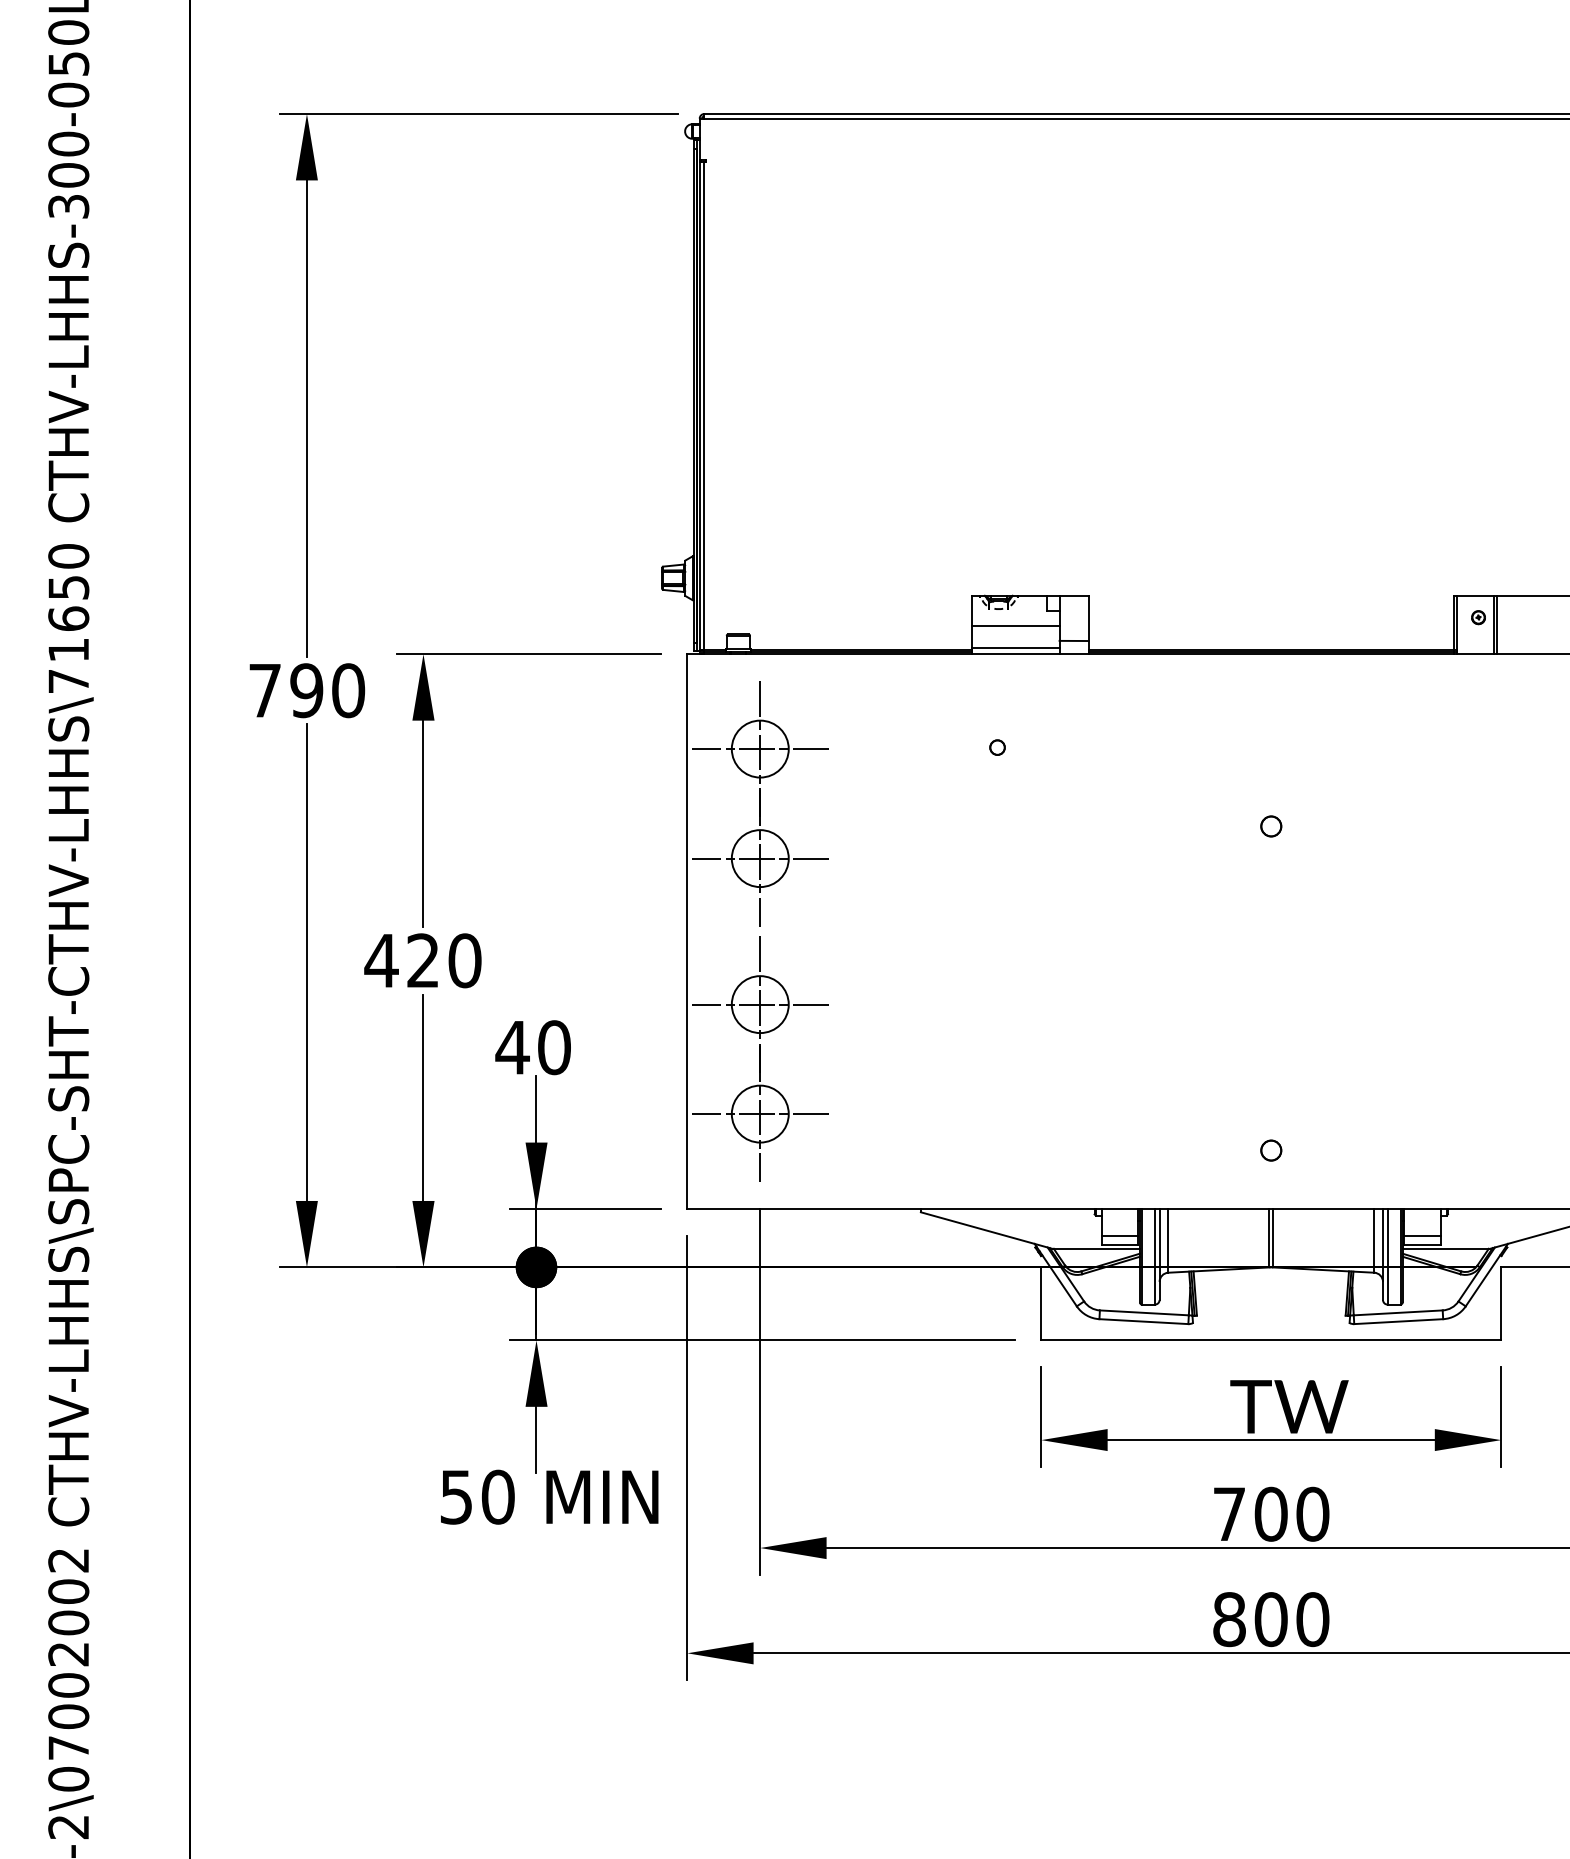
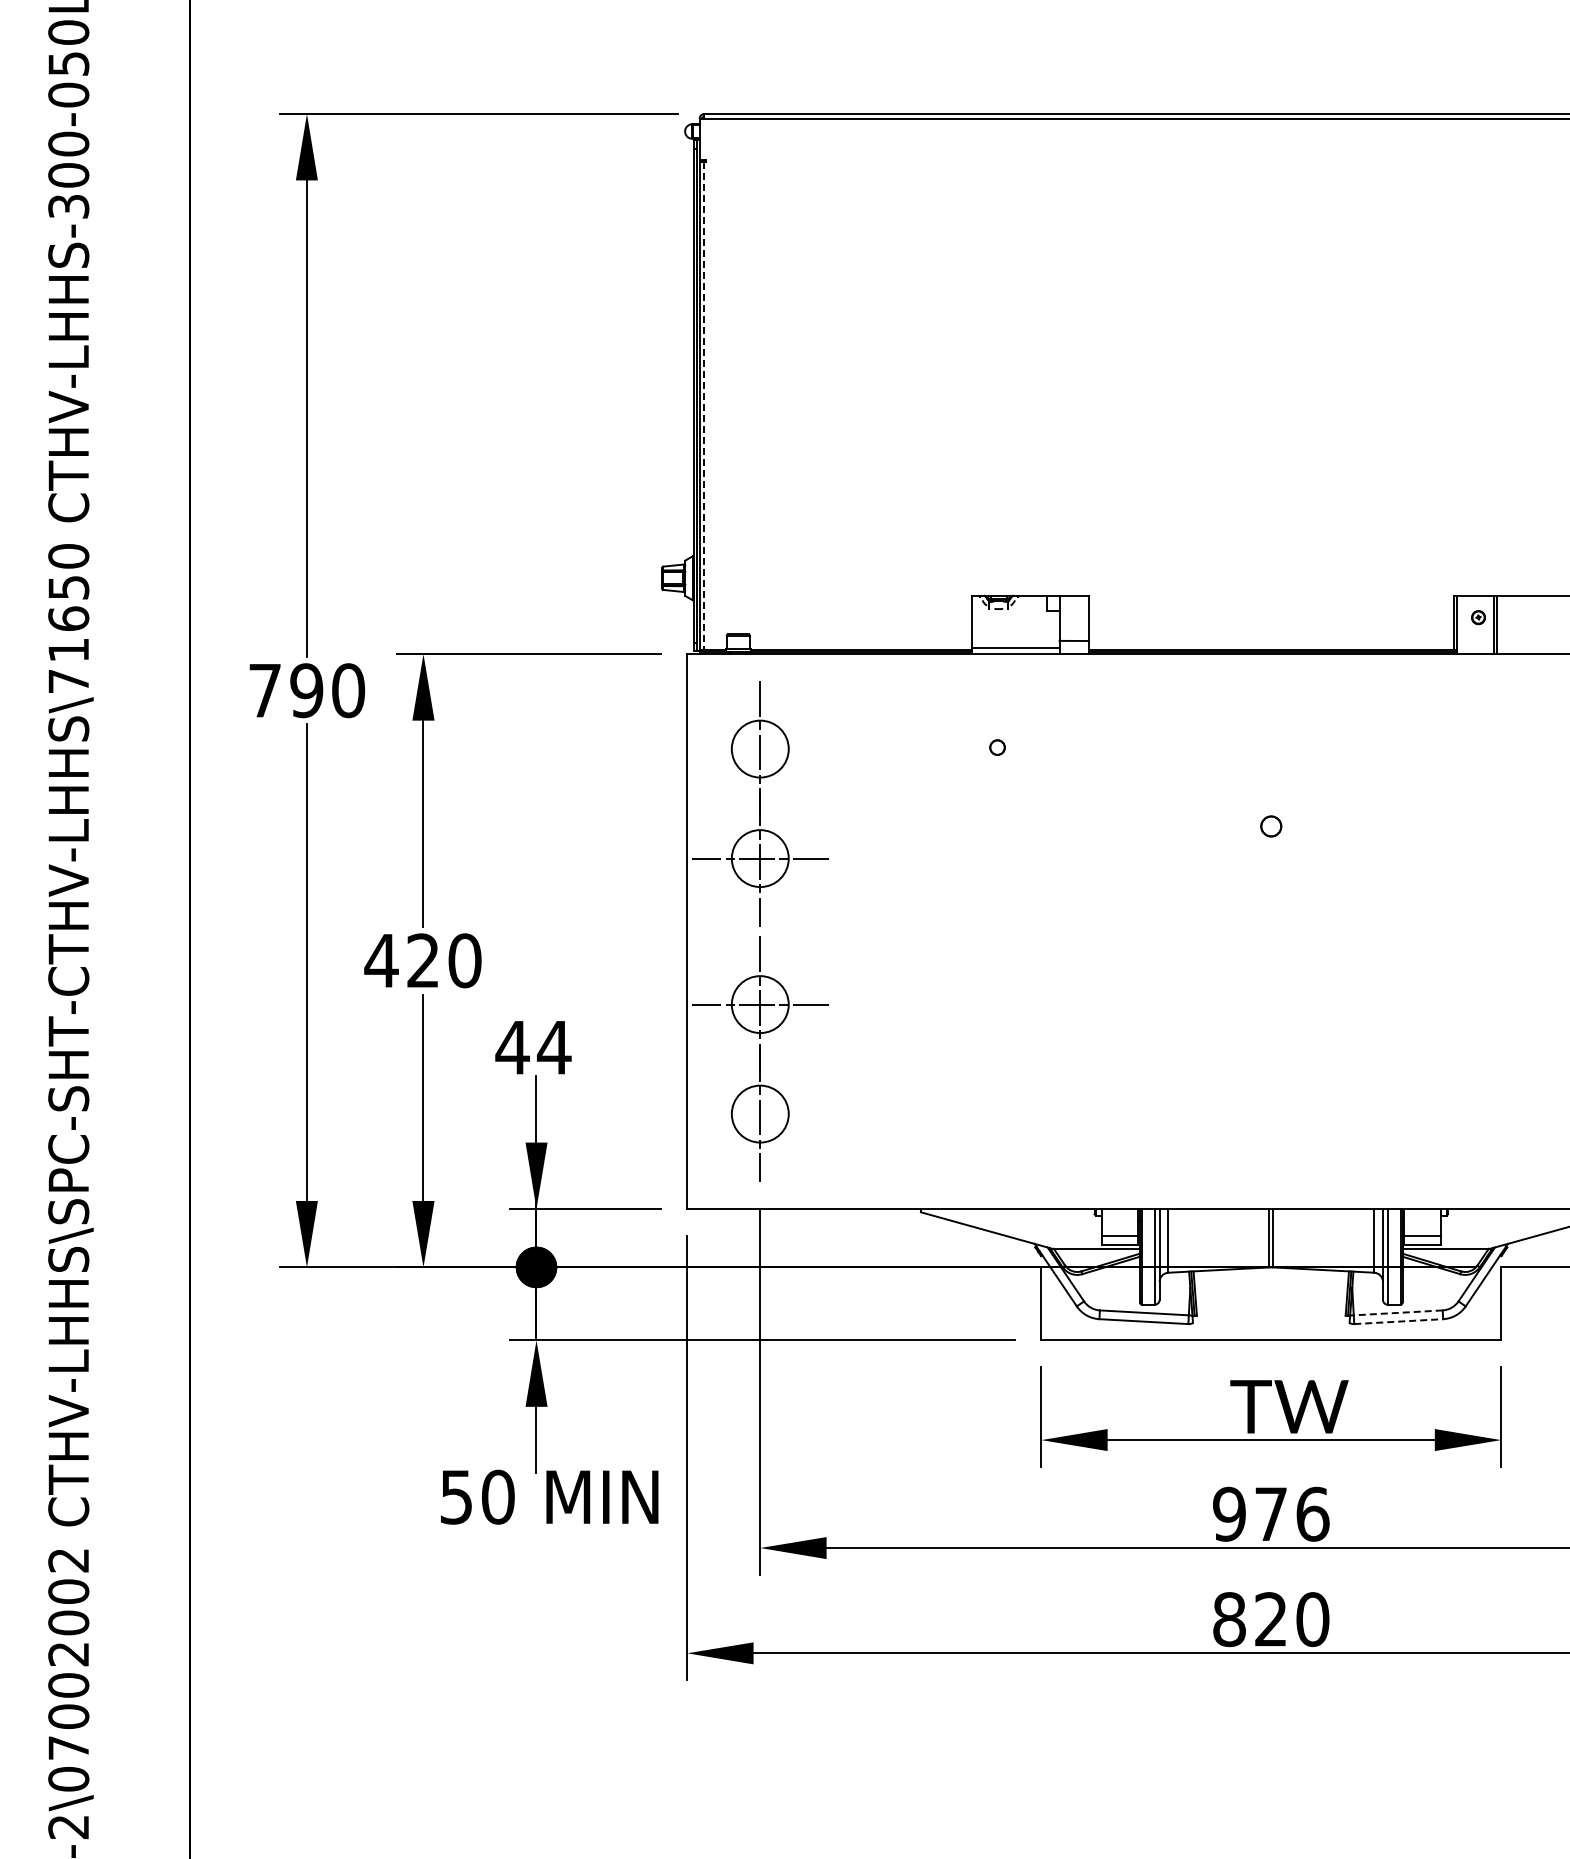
line: solid -> dashed (704, 406)
line: present -> none (1015, 625)
line: present -> none (760, 749)
text: 40 -> 44 (554, 1047)
line: present -> none (760, 1114)
circle: present -> none (1271, 1150)
line: solid -> dashed (1398, 1312)
line: solid -> dashed (1398, 1321)
text: 700 -> 976 (1271, 1513)
text: 800 -> 820 (1270, 1619)
